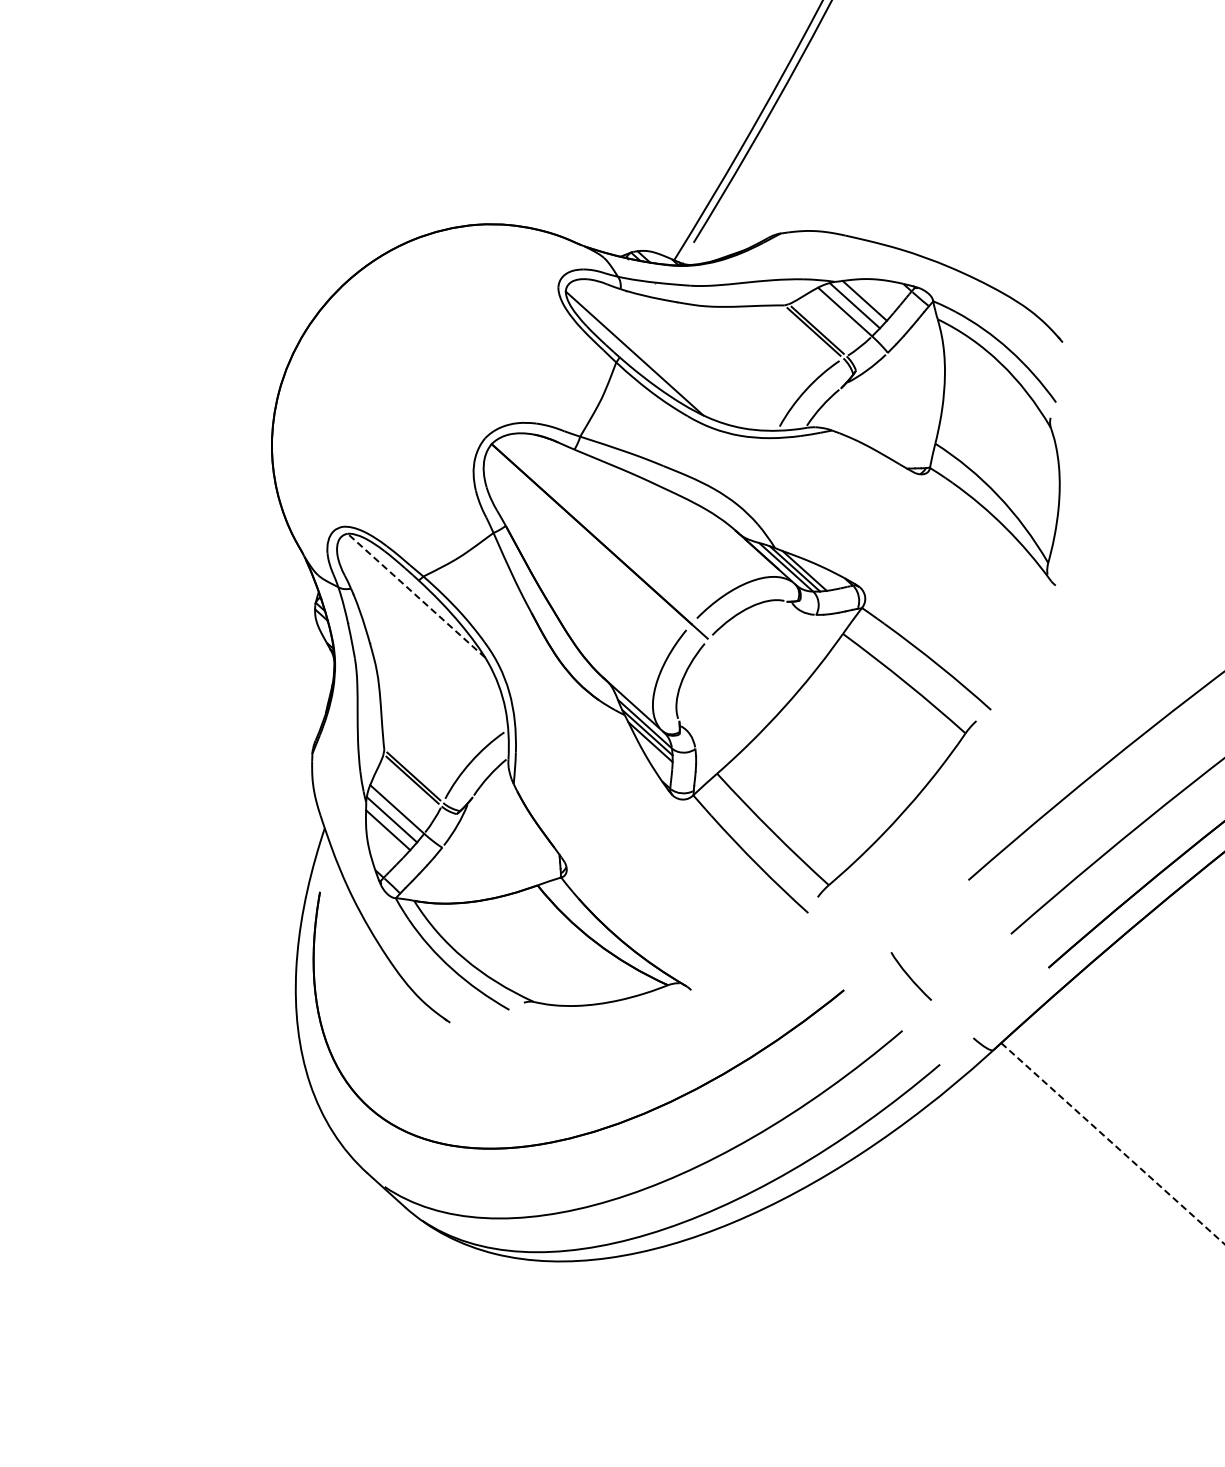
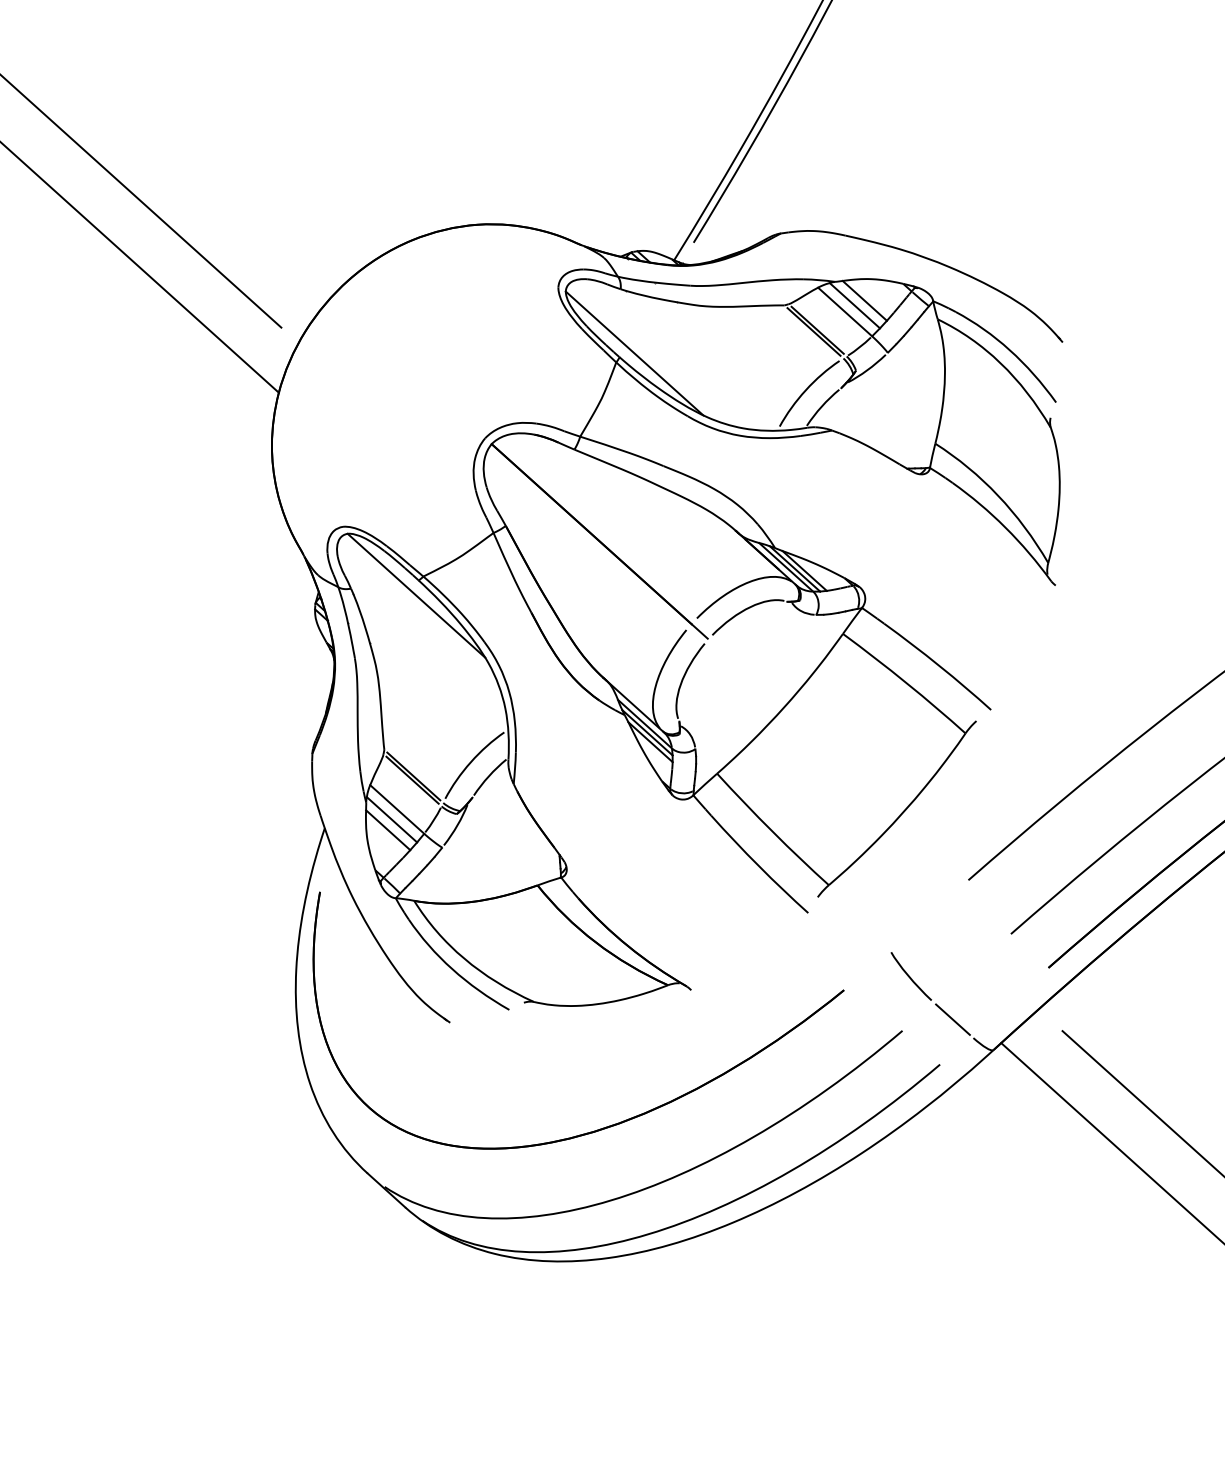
line: none -> present (141, 201)
line: none -> present (140, 267)
line: dashed -> solid (416, 595)
line: none -> present (952, 1019)
line: none -> present (1141, 1102)
line: dashed -> solid (1113, 1144)
